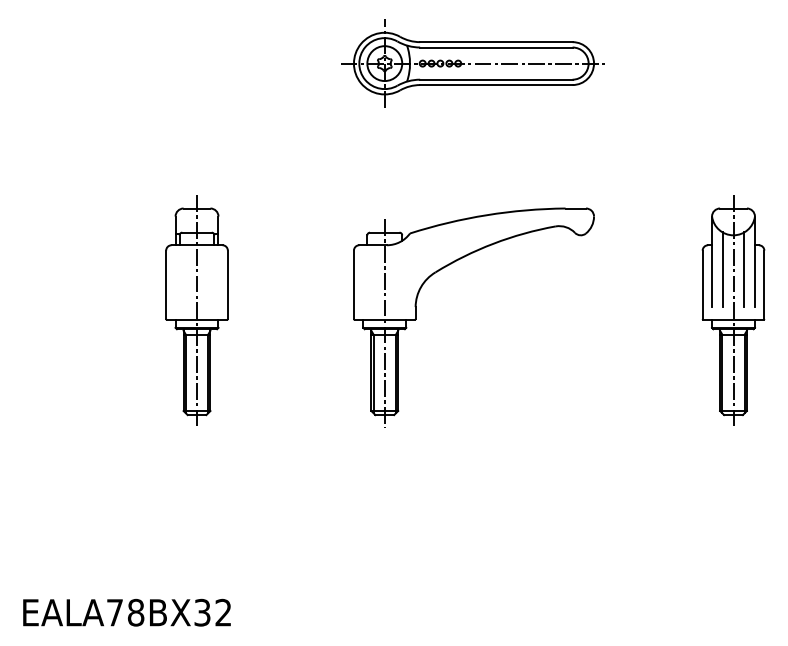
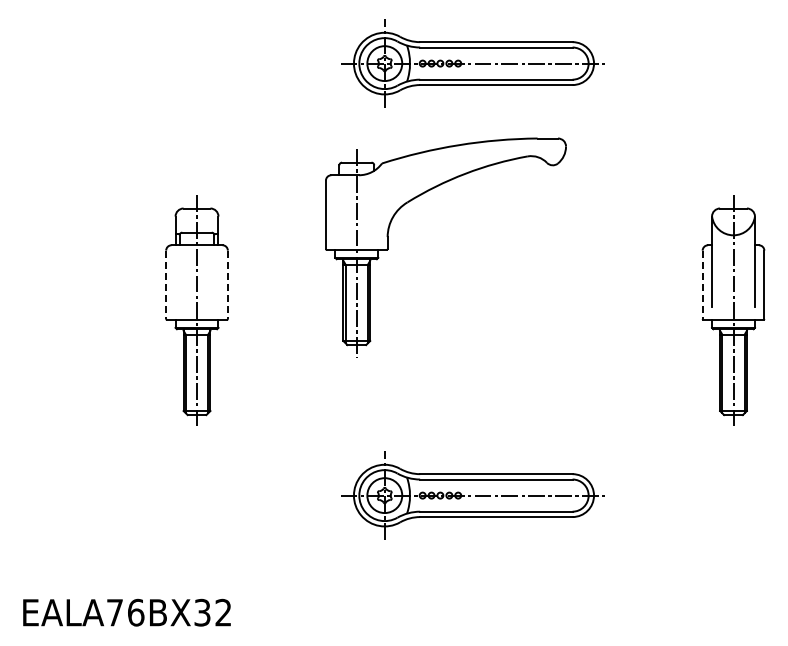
part position: (444, 268) -> (416, 198) (416, 198)
line: present -> none (722, 269)
line: present -> none (744, 269)
line: solid -> dashed (166, 285)
line: solid -> dashed (227, 285)
line: solid -> dashed (702, 285)
part: none -> present (472, 495)
text: EALA78BX32 -> EALA76BX32 (135, 612)
